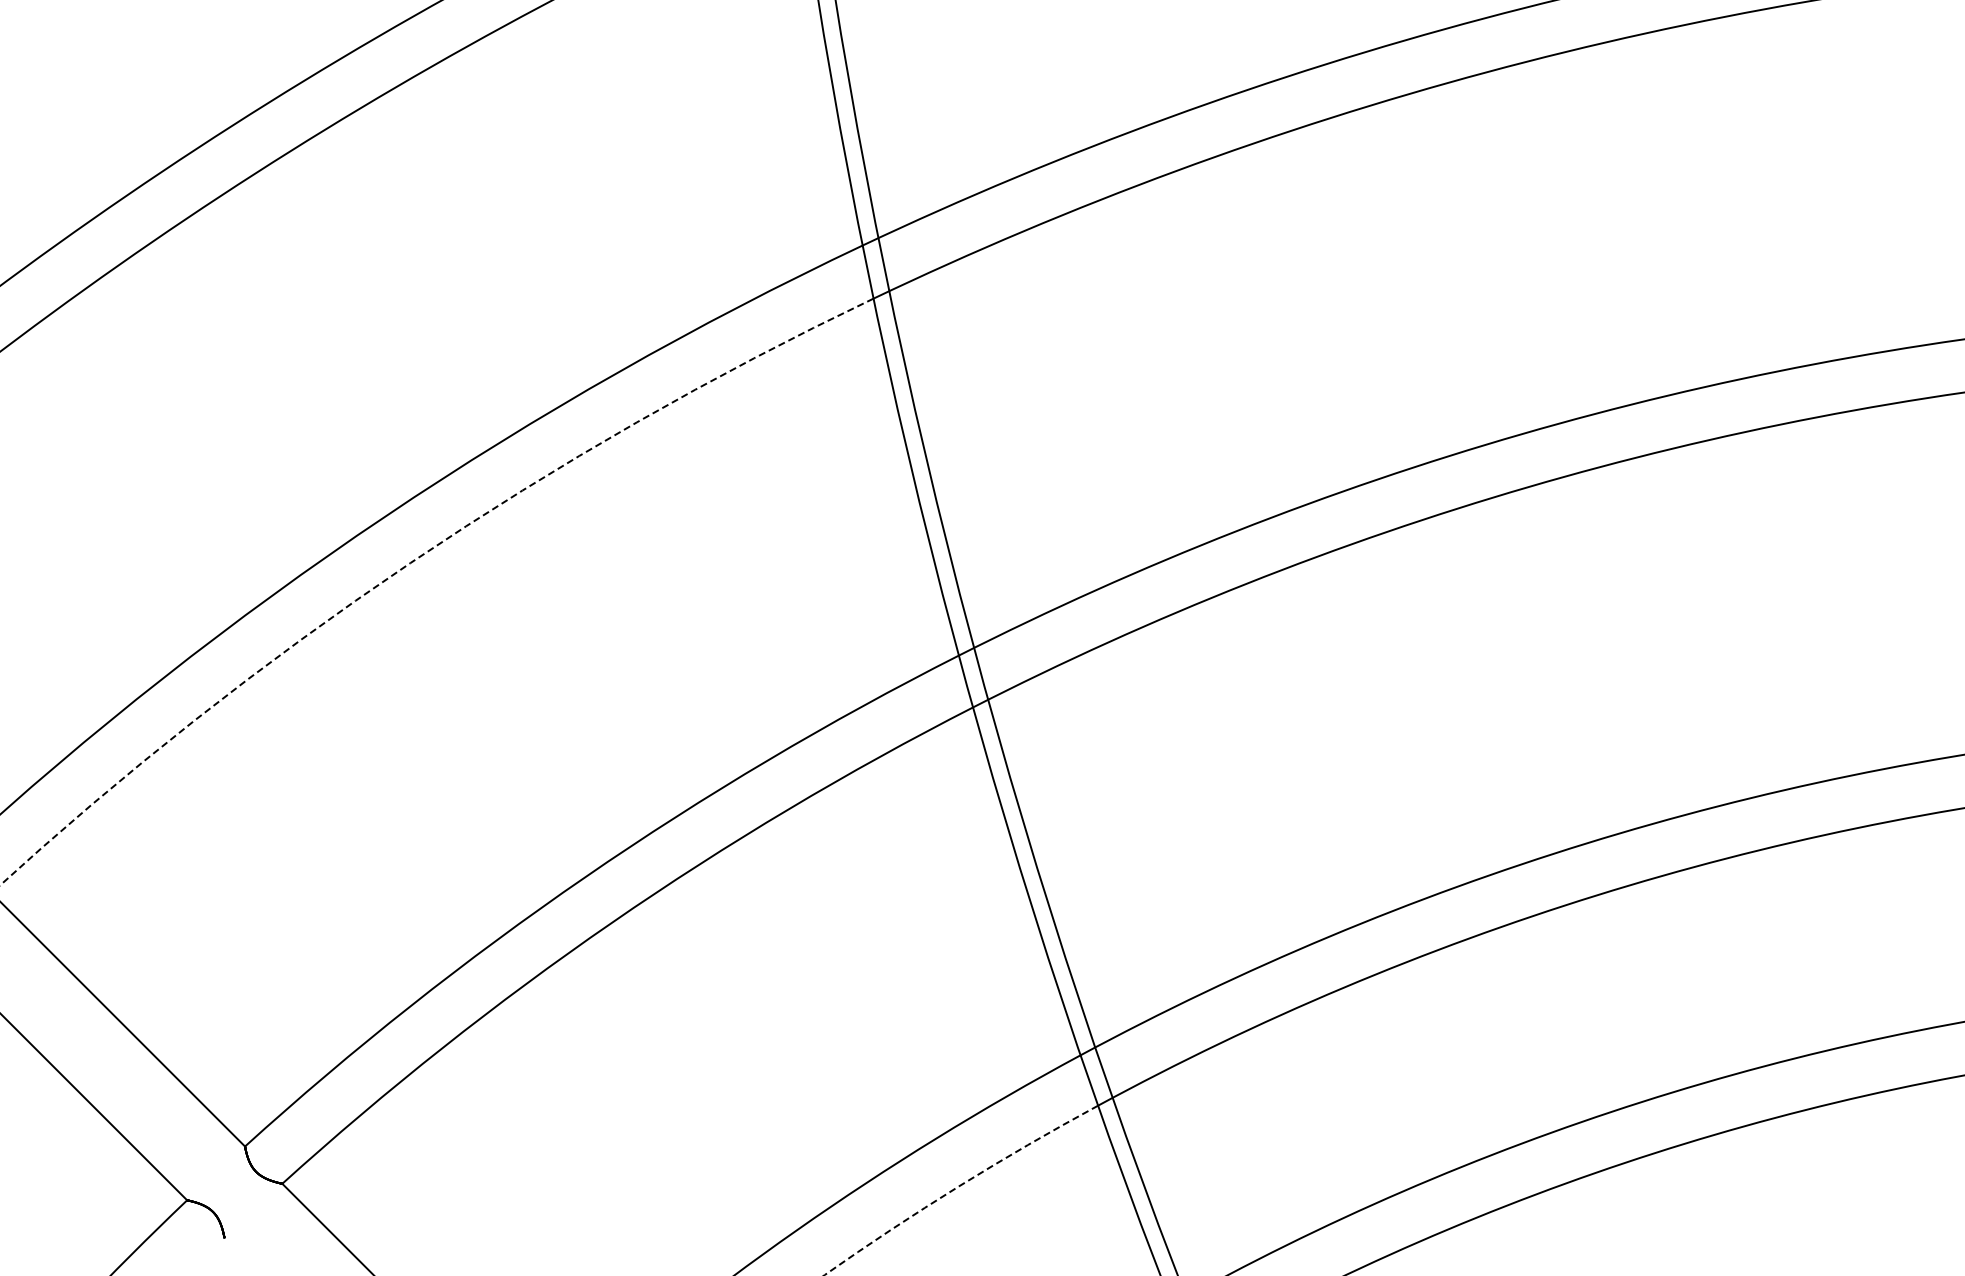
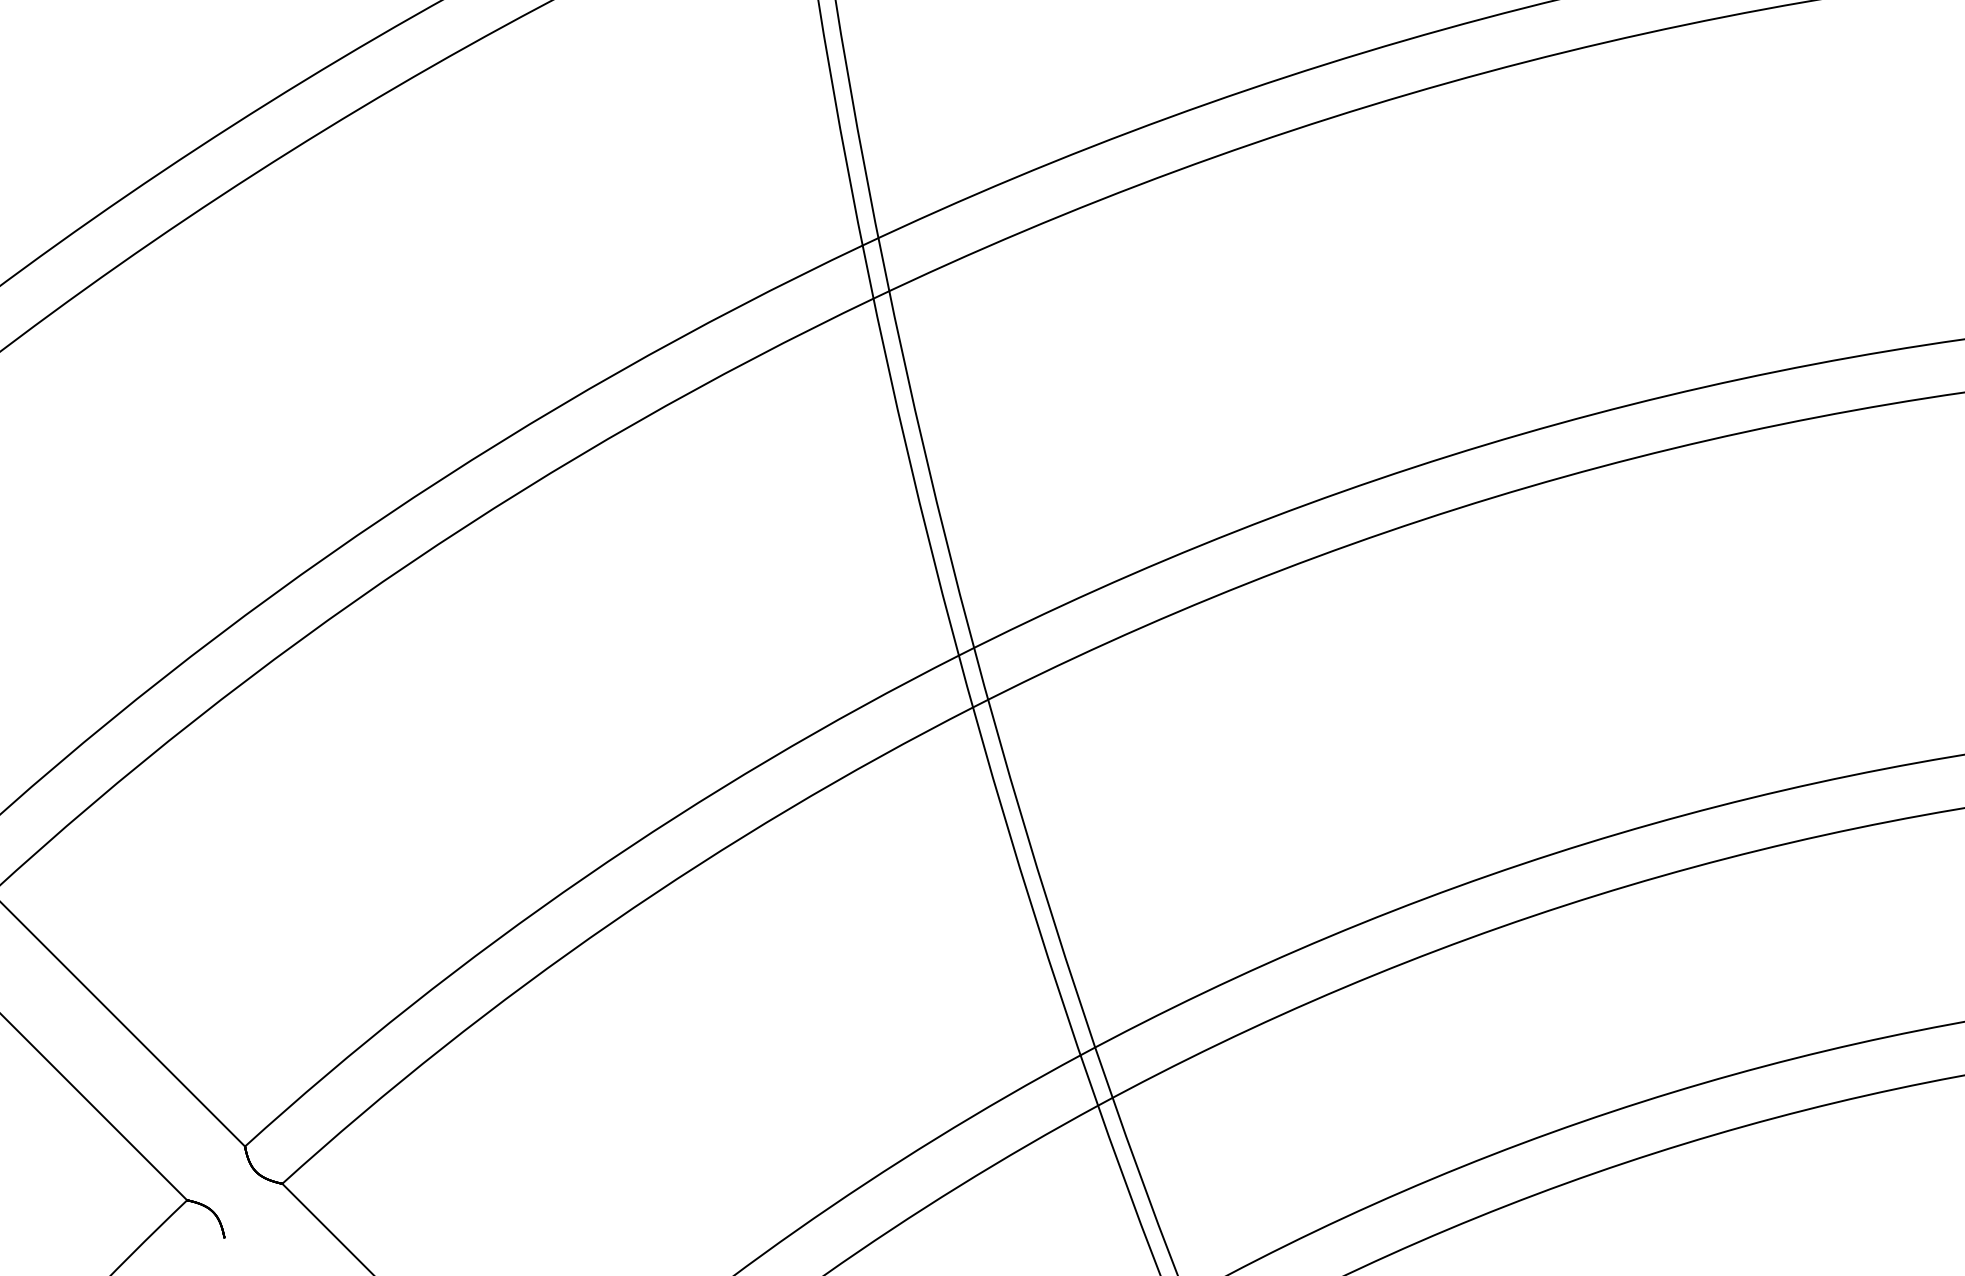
arc: dashed -> solid (414, 560)
arc: dashed -> solid (958, 1186)
